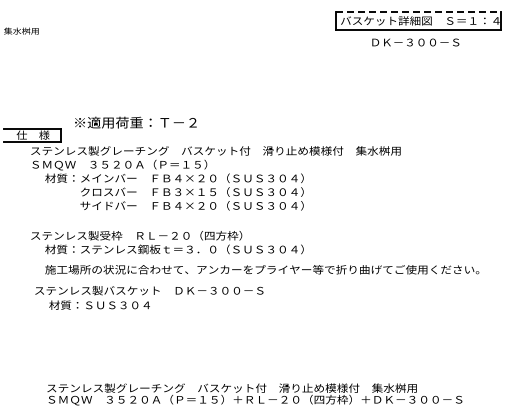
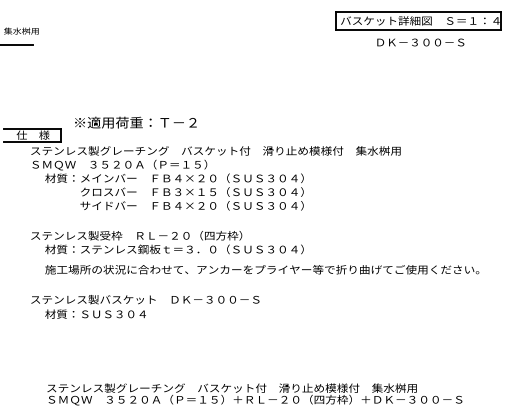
line: dashed -> solid (418, 12)
text position: (415, 42) -> (420, 42) (420, 42)
line: none -> present (17, 45)
text position: (149, 297) -> (145, 306) (145, 306)
